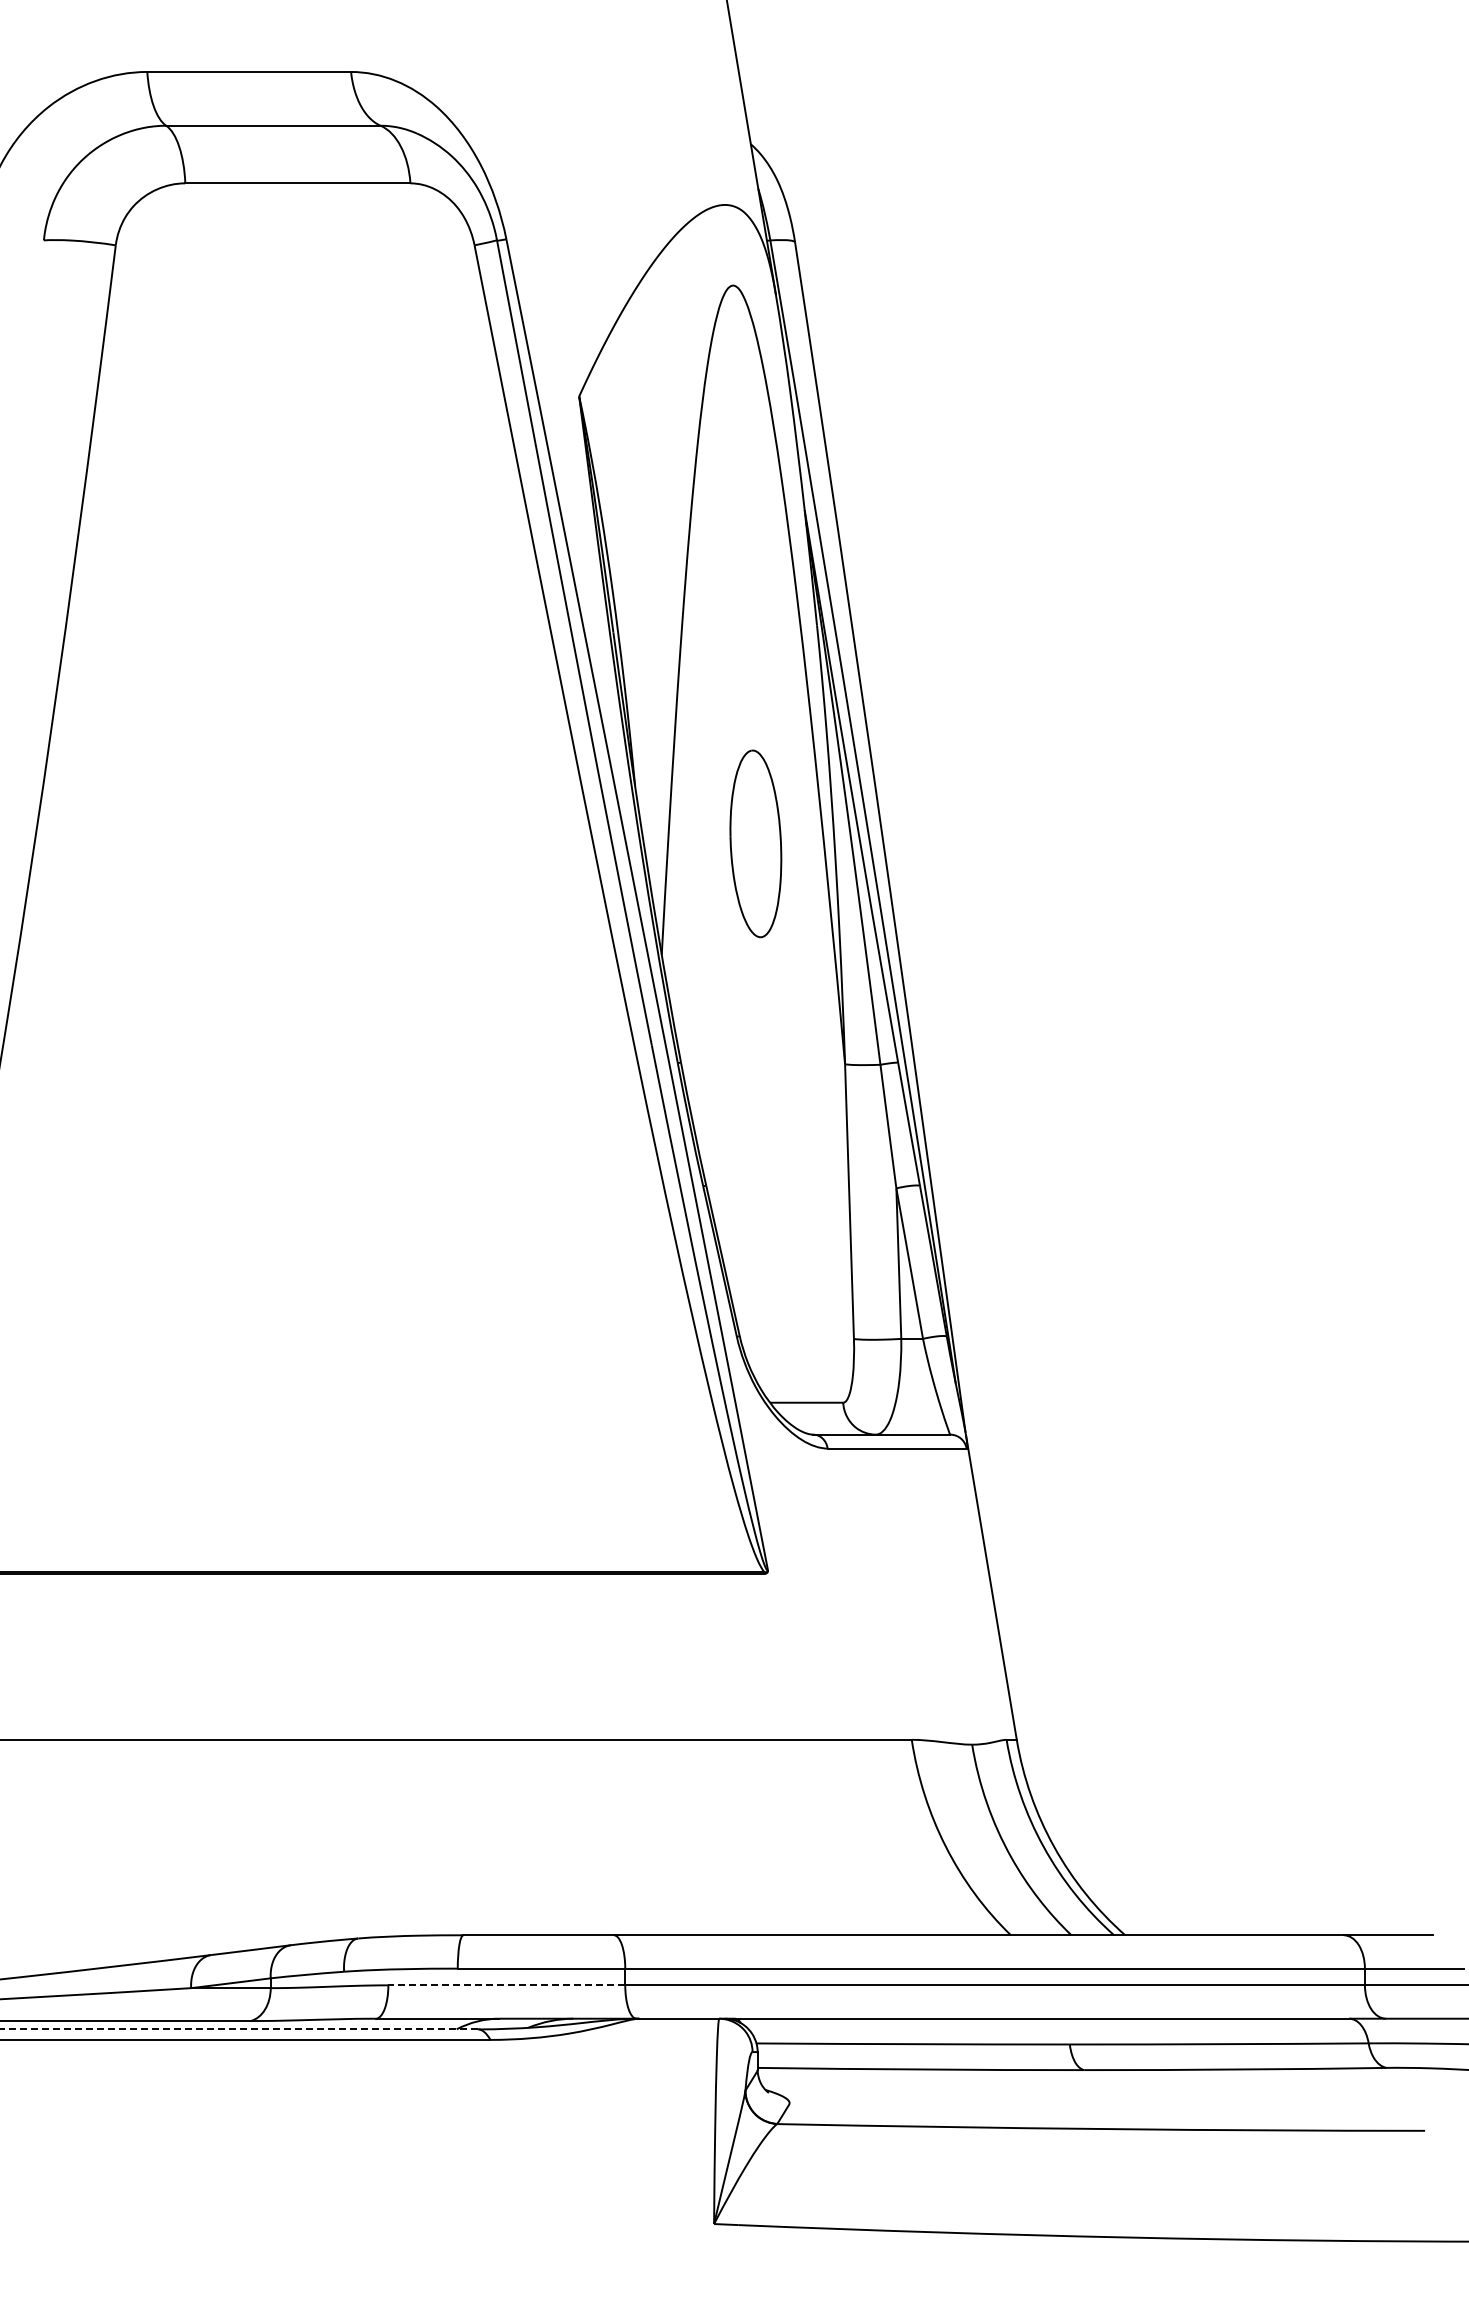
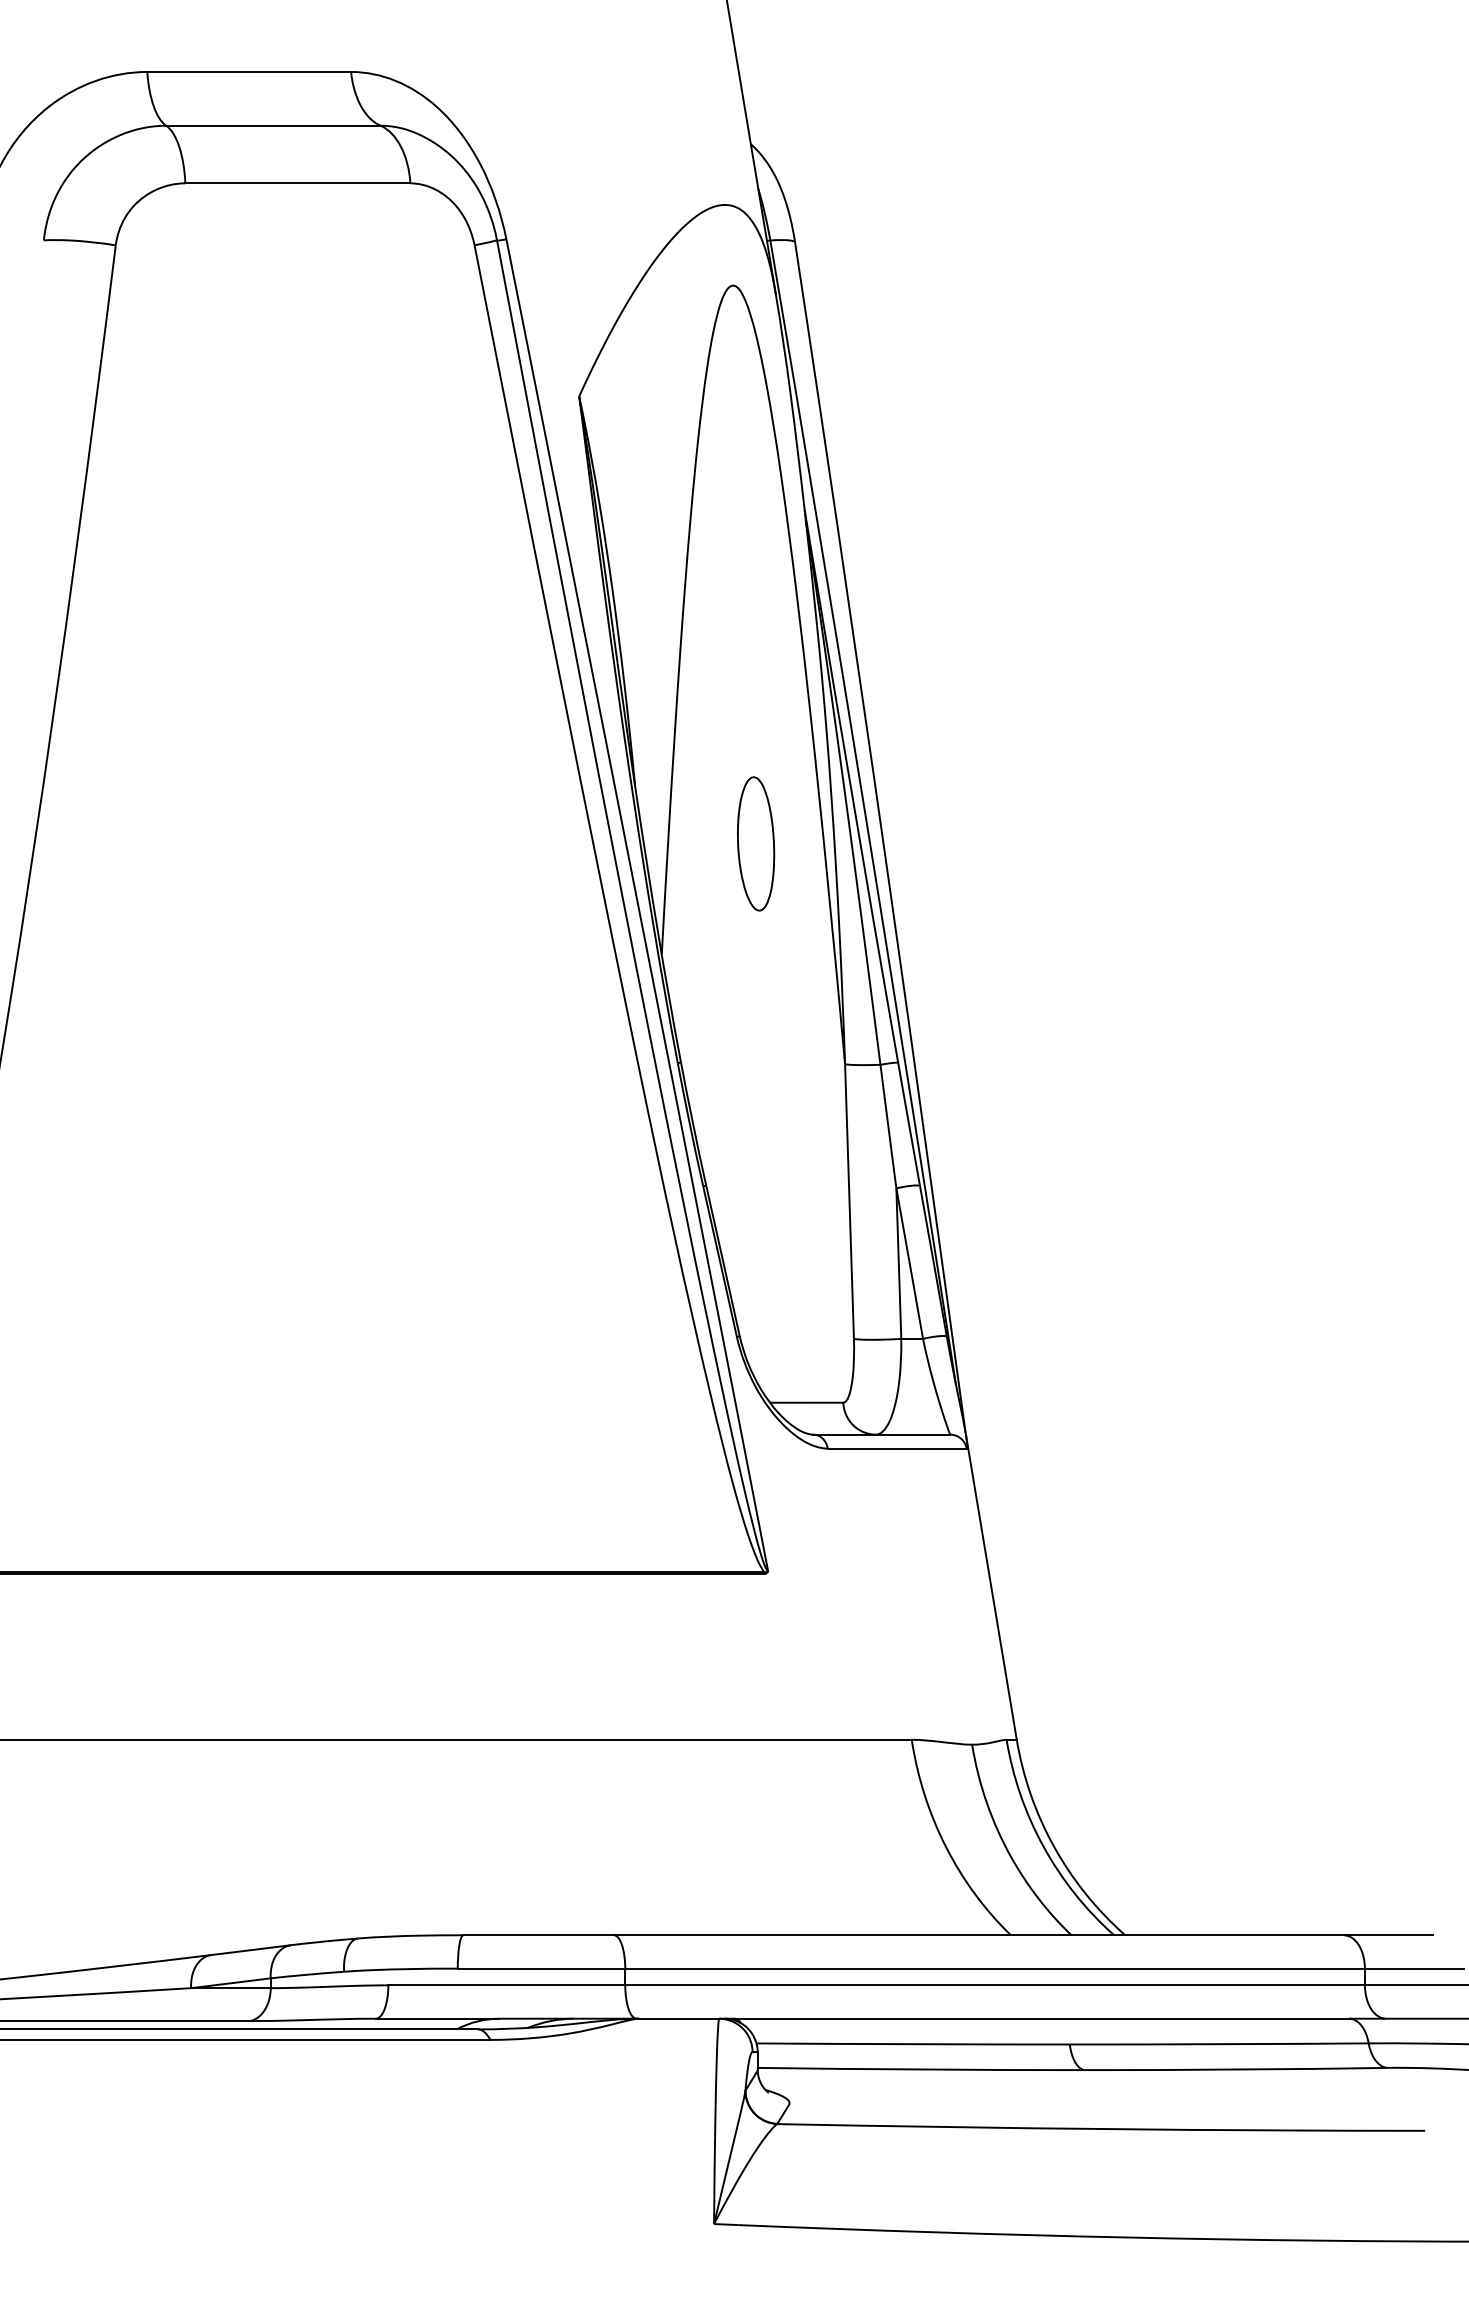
part size: 54x190 px -> 39x136 px (756, 843)
line: dashed -> solid (506, 1985)
line: dashed -> solid (238, 2029)
